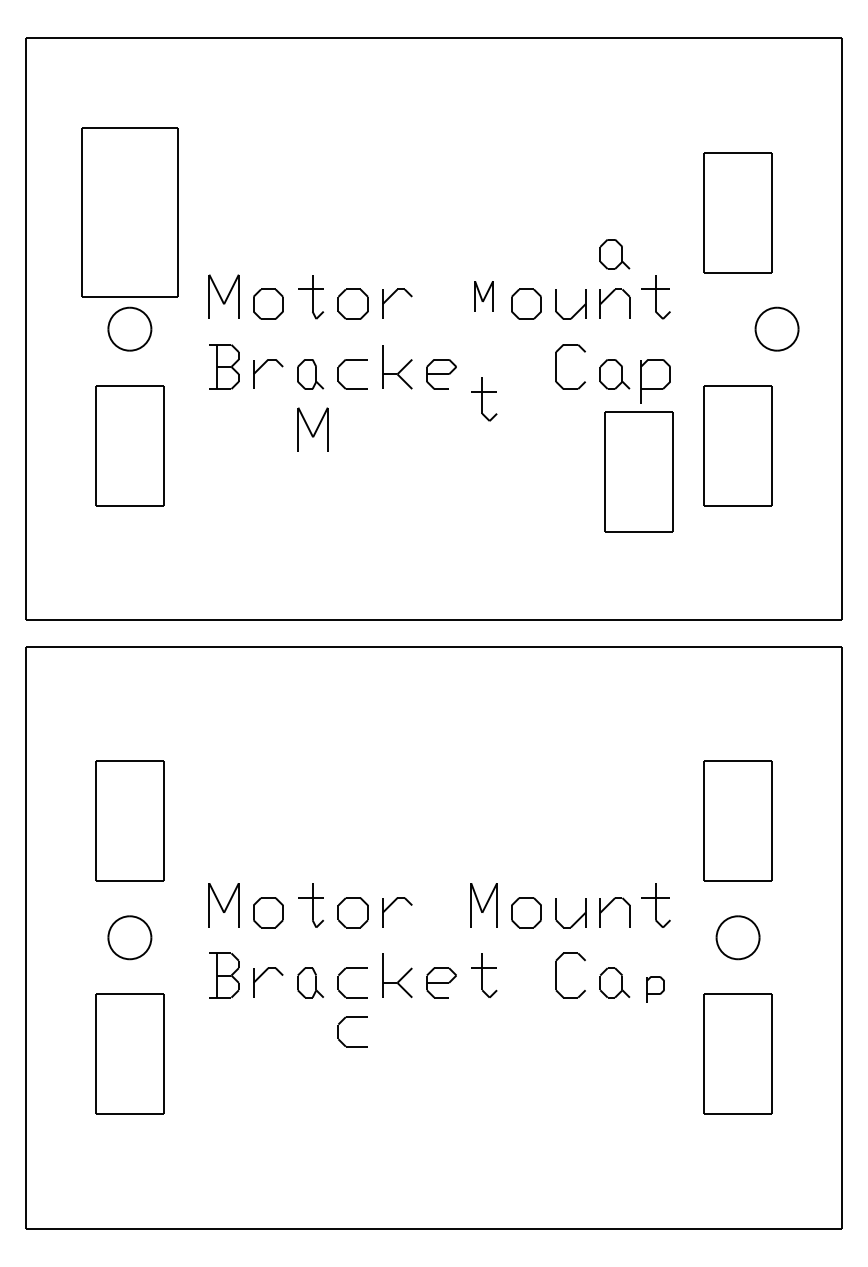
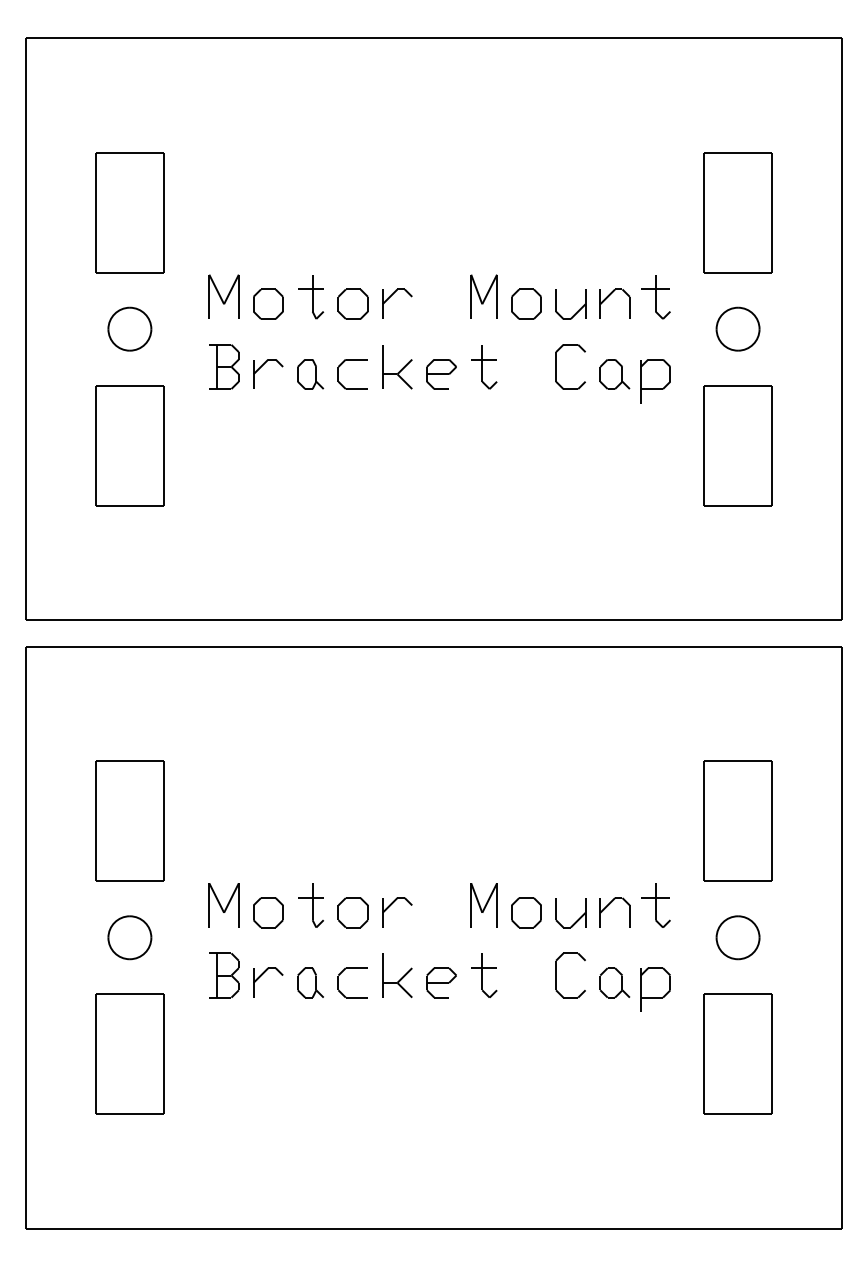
part size: 98x171 px -> 70x122 px (129, 212)
part: present -> none (614, 254)
part size: 20x31 px -> 28x45 px (483, 296)
part position: (776, 328) -> (737, 328) (737, 328)
part position: (484, 399) -> (484, 367) (484, 367)
part: present -> none (312, 429)
part: present -> none (638, 471)
part size: 19x27 px -> 31x45 px (655, 989)
part: present -> none (352, 1017)
